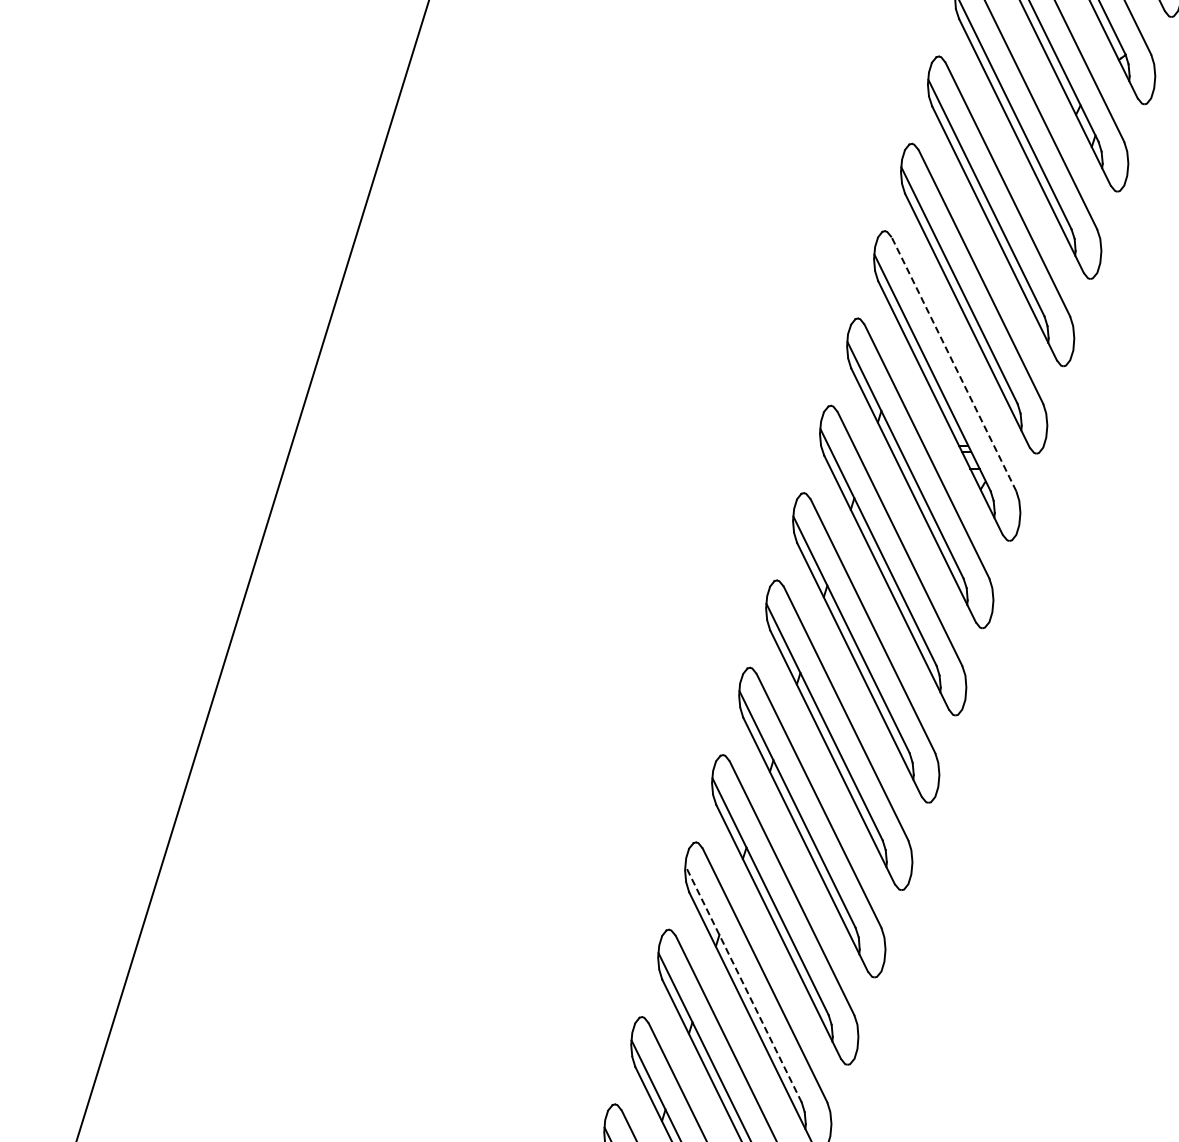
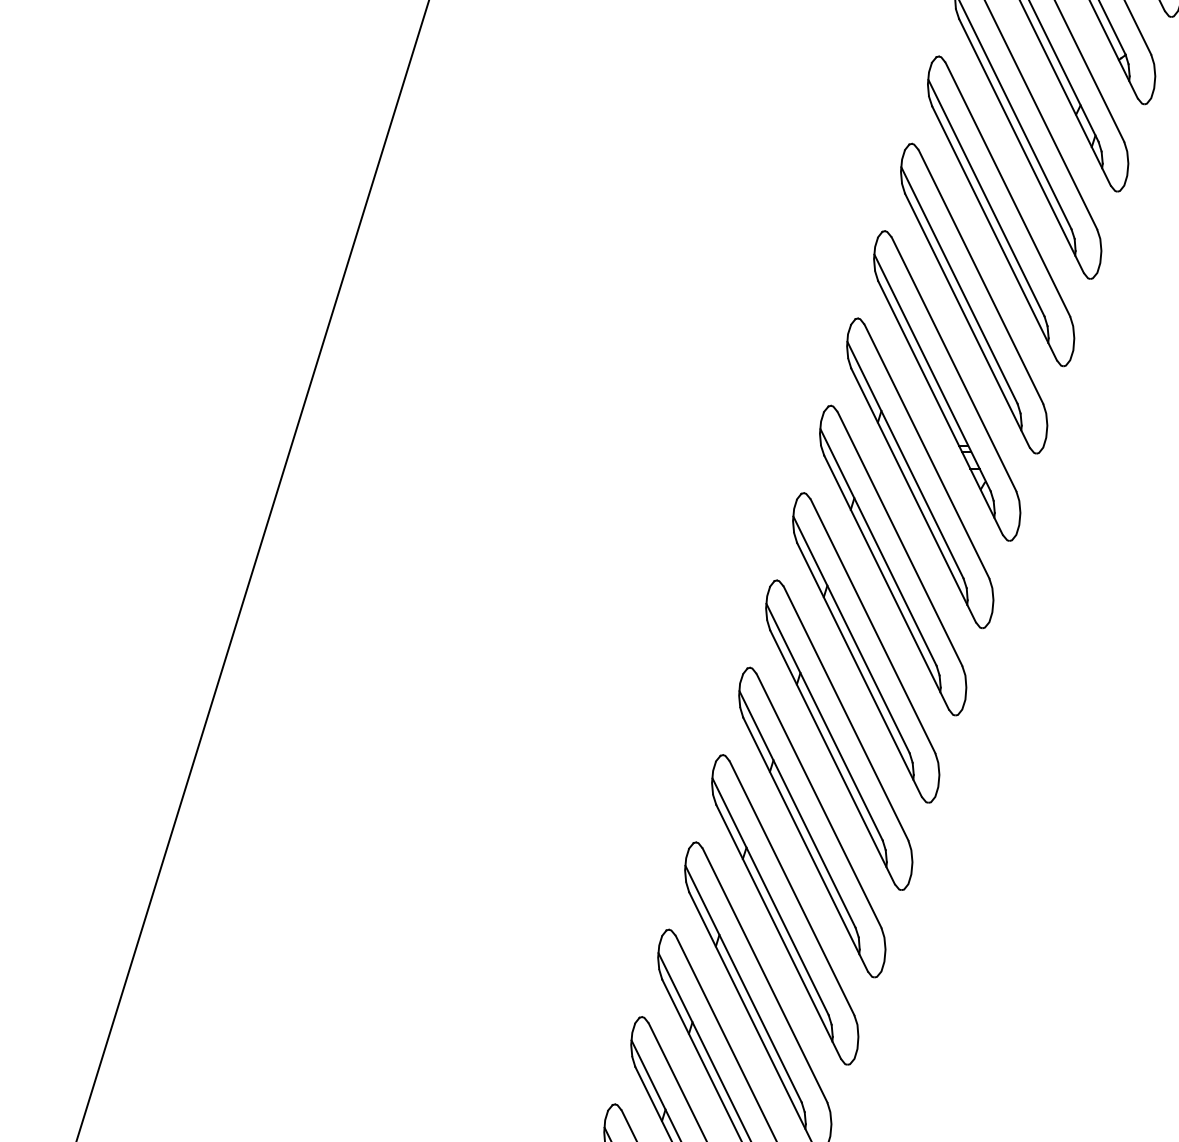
line: dashed -> solid (953, 363)
line: dashed -> solid (743, 984)
